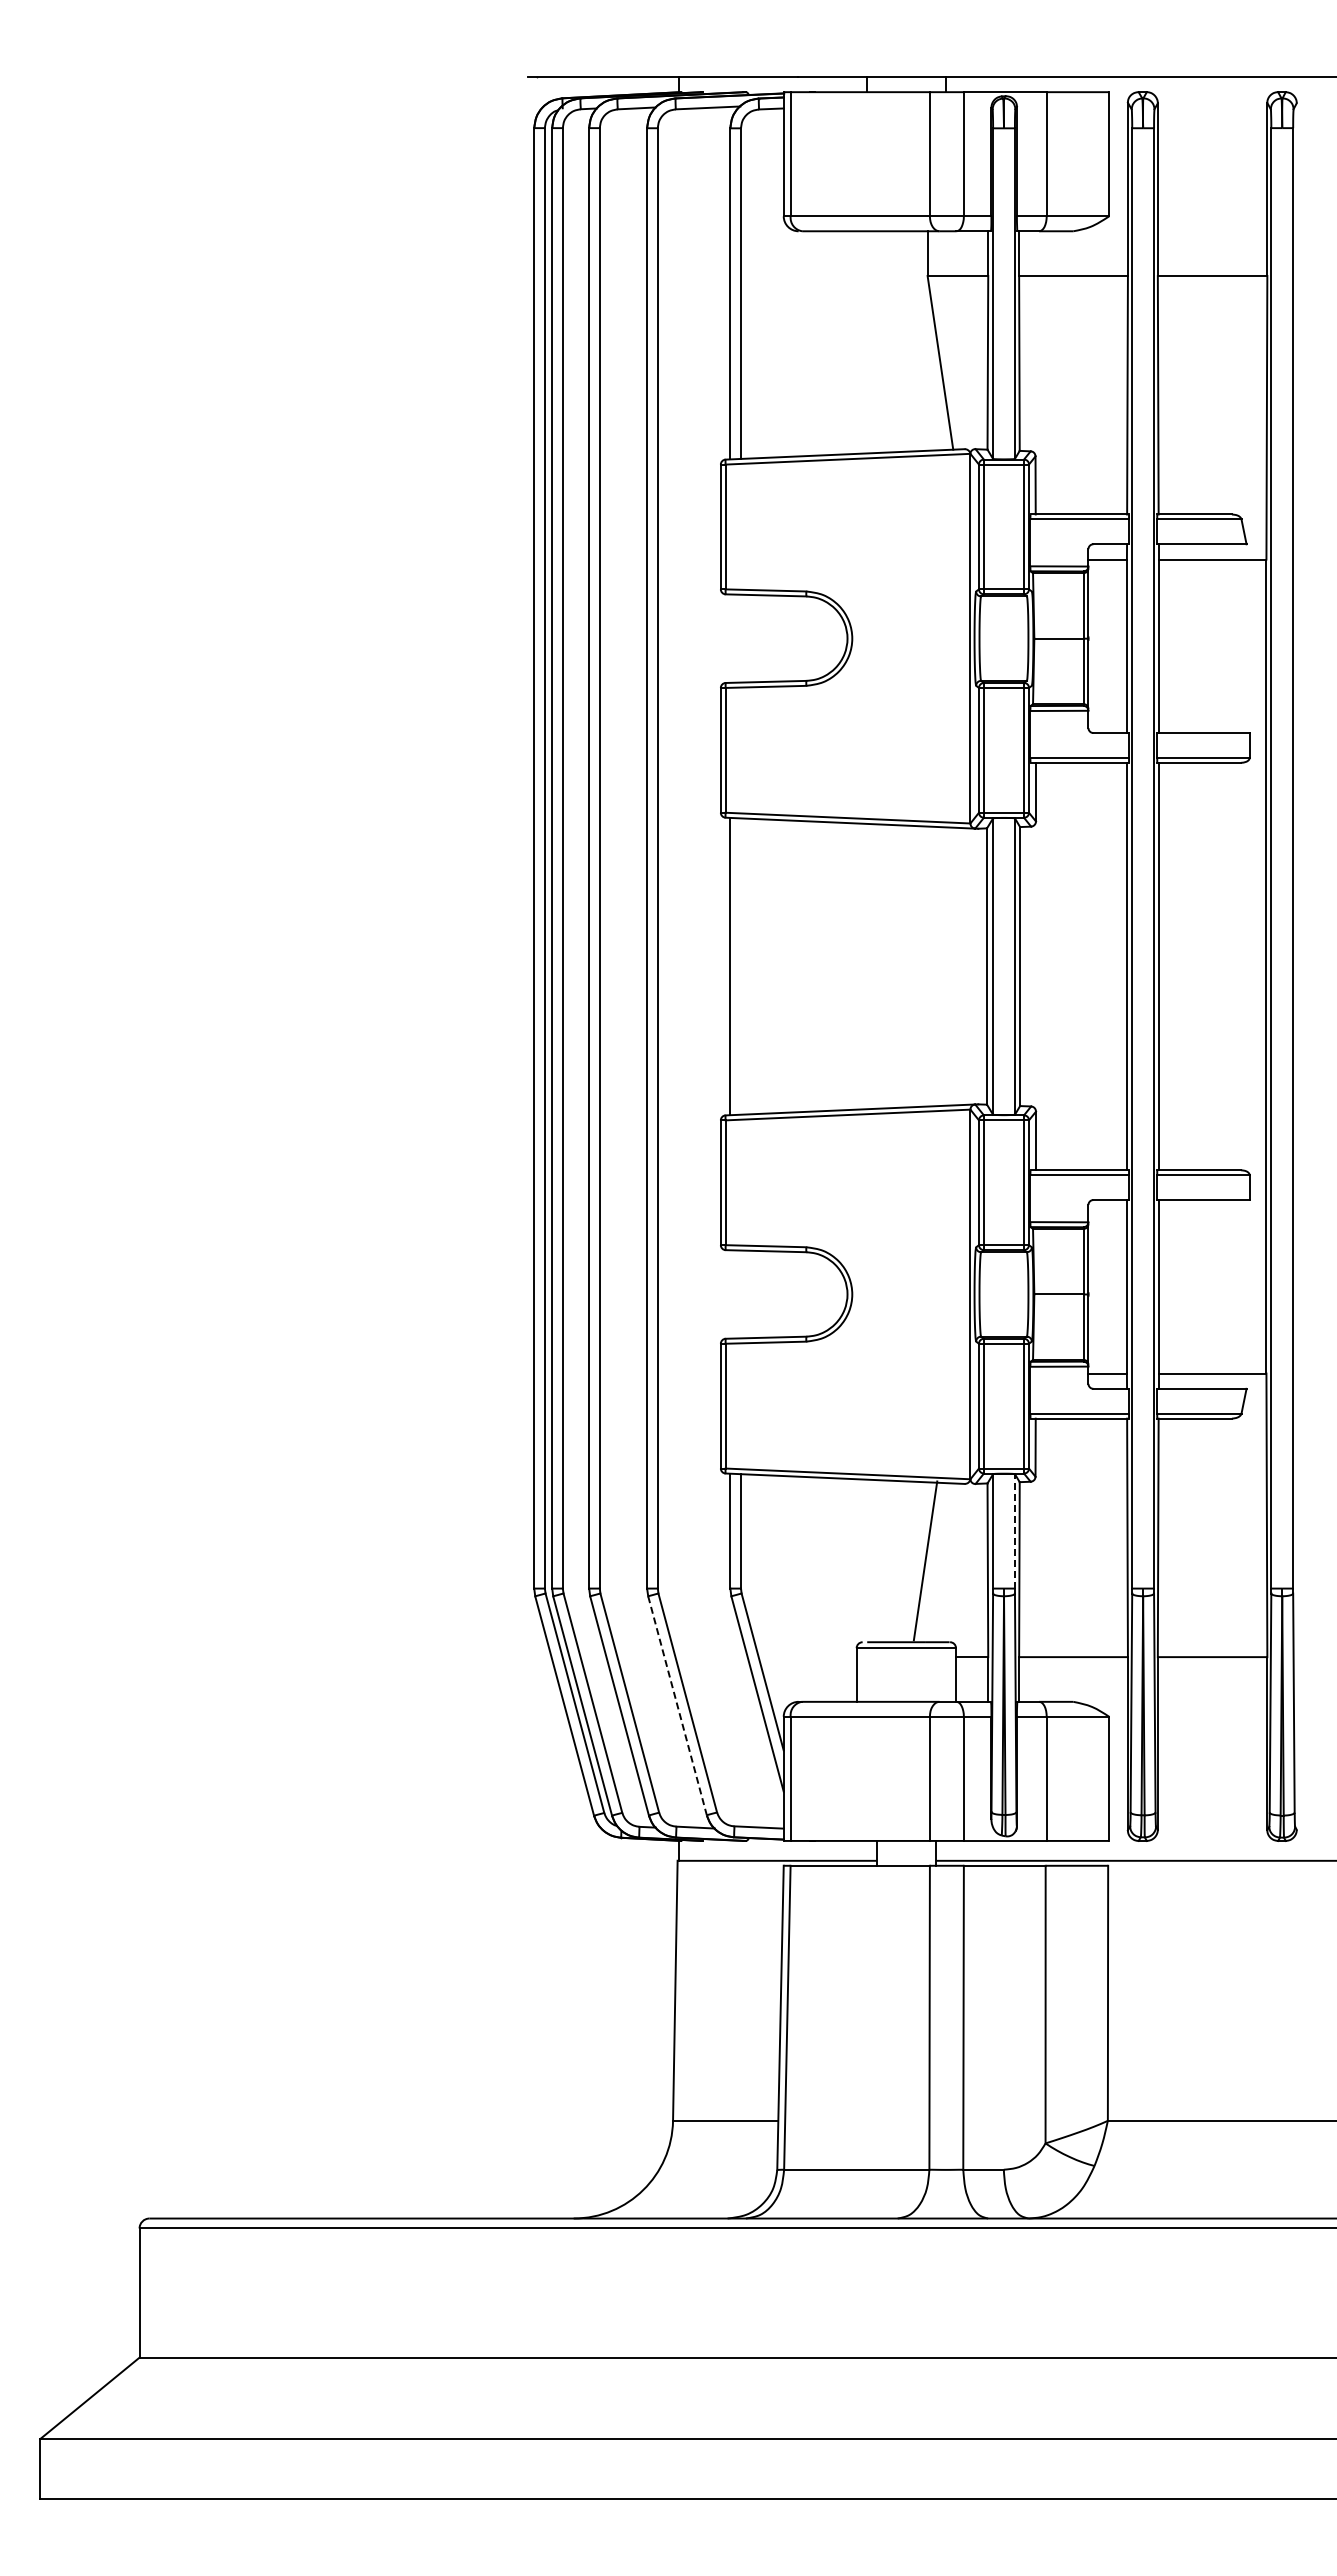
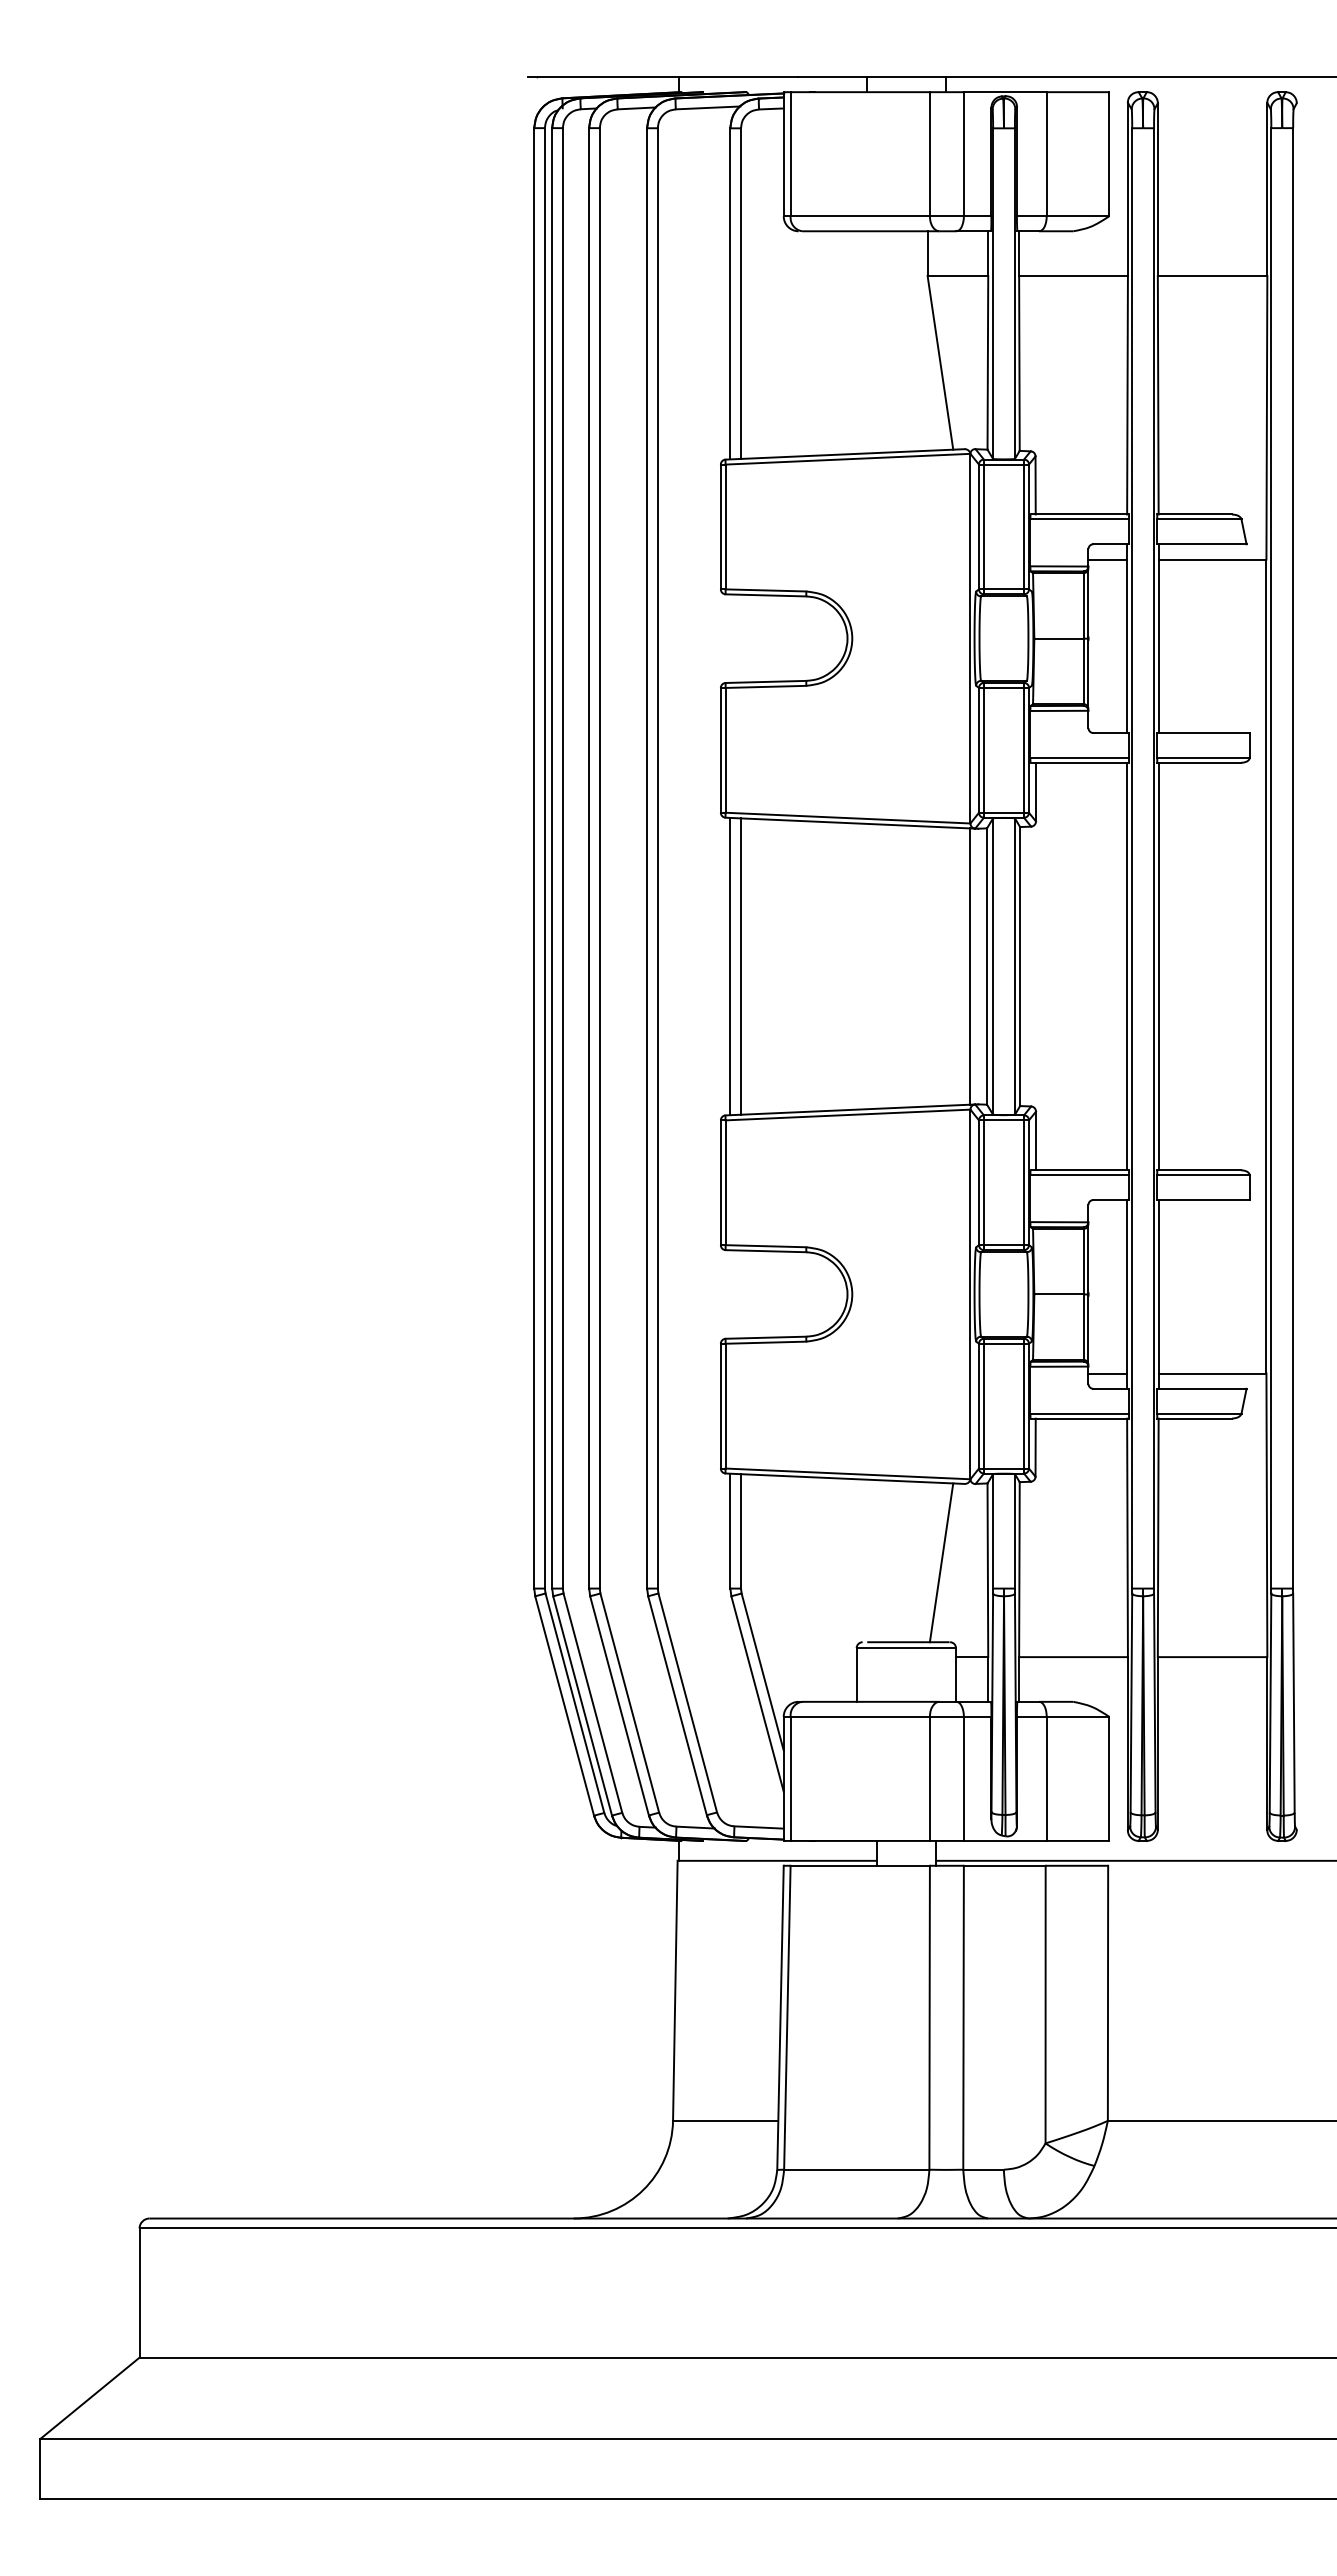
line: none -> present (741, 966)
line: none -> present (969, 966)
line: dashed -> solid (1014, 1530)
line position: (925, 1560) -> (941, 1562) (941, 1562)
line: dashed -> solid (677, 1706)
